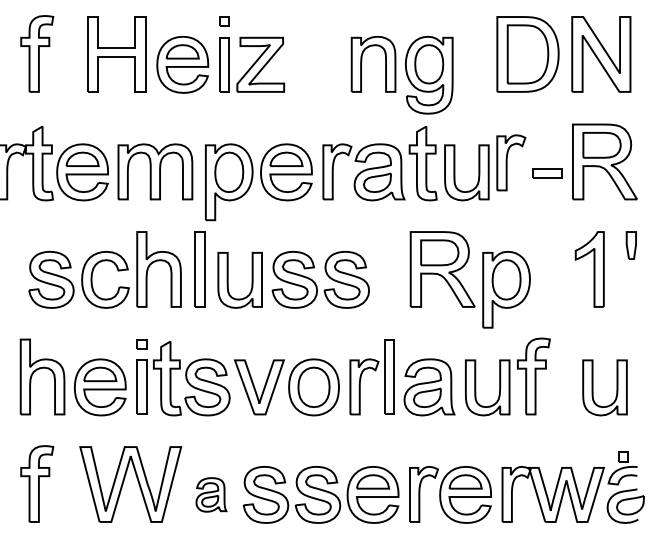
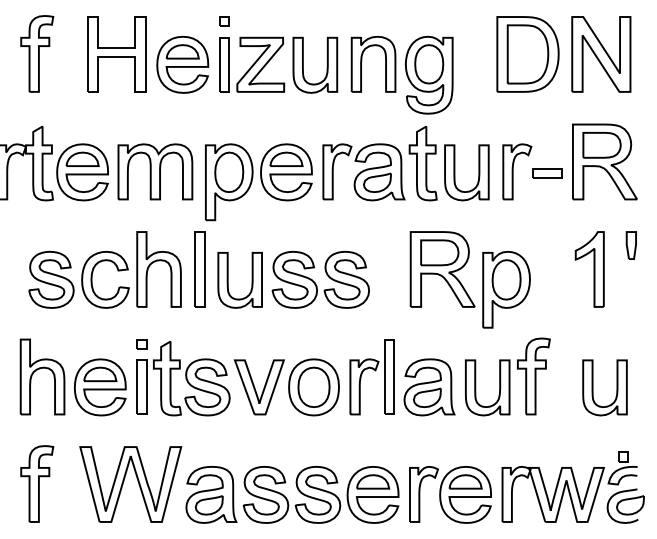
part: none -> present (326, 64)
part position: (511, 162) -> (517, 171) (517, 171)
part size: 33x36 px -> 53x58 px (211, 494)
